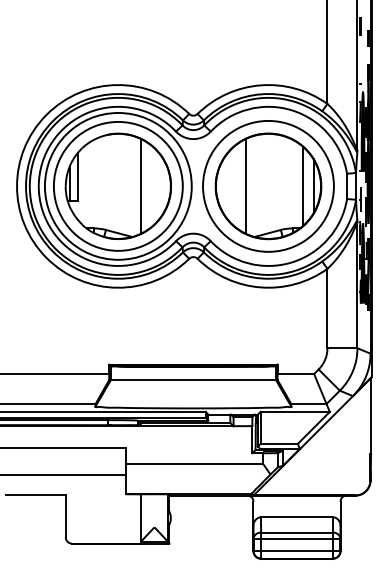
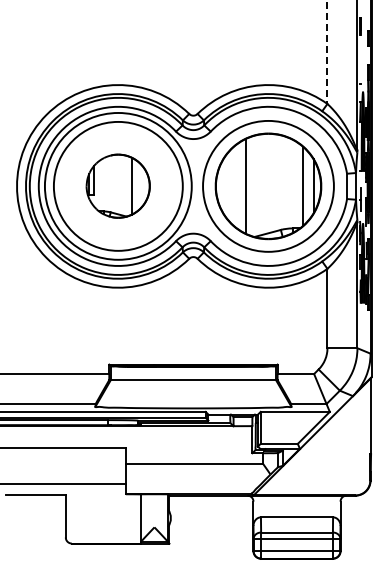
line: solid -> dashed (327, 52)
part size: 108x108 px -> 66x66 px (117, 185)
line position: (63, 474) -> (63, 483) (63, 483)
